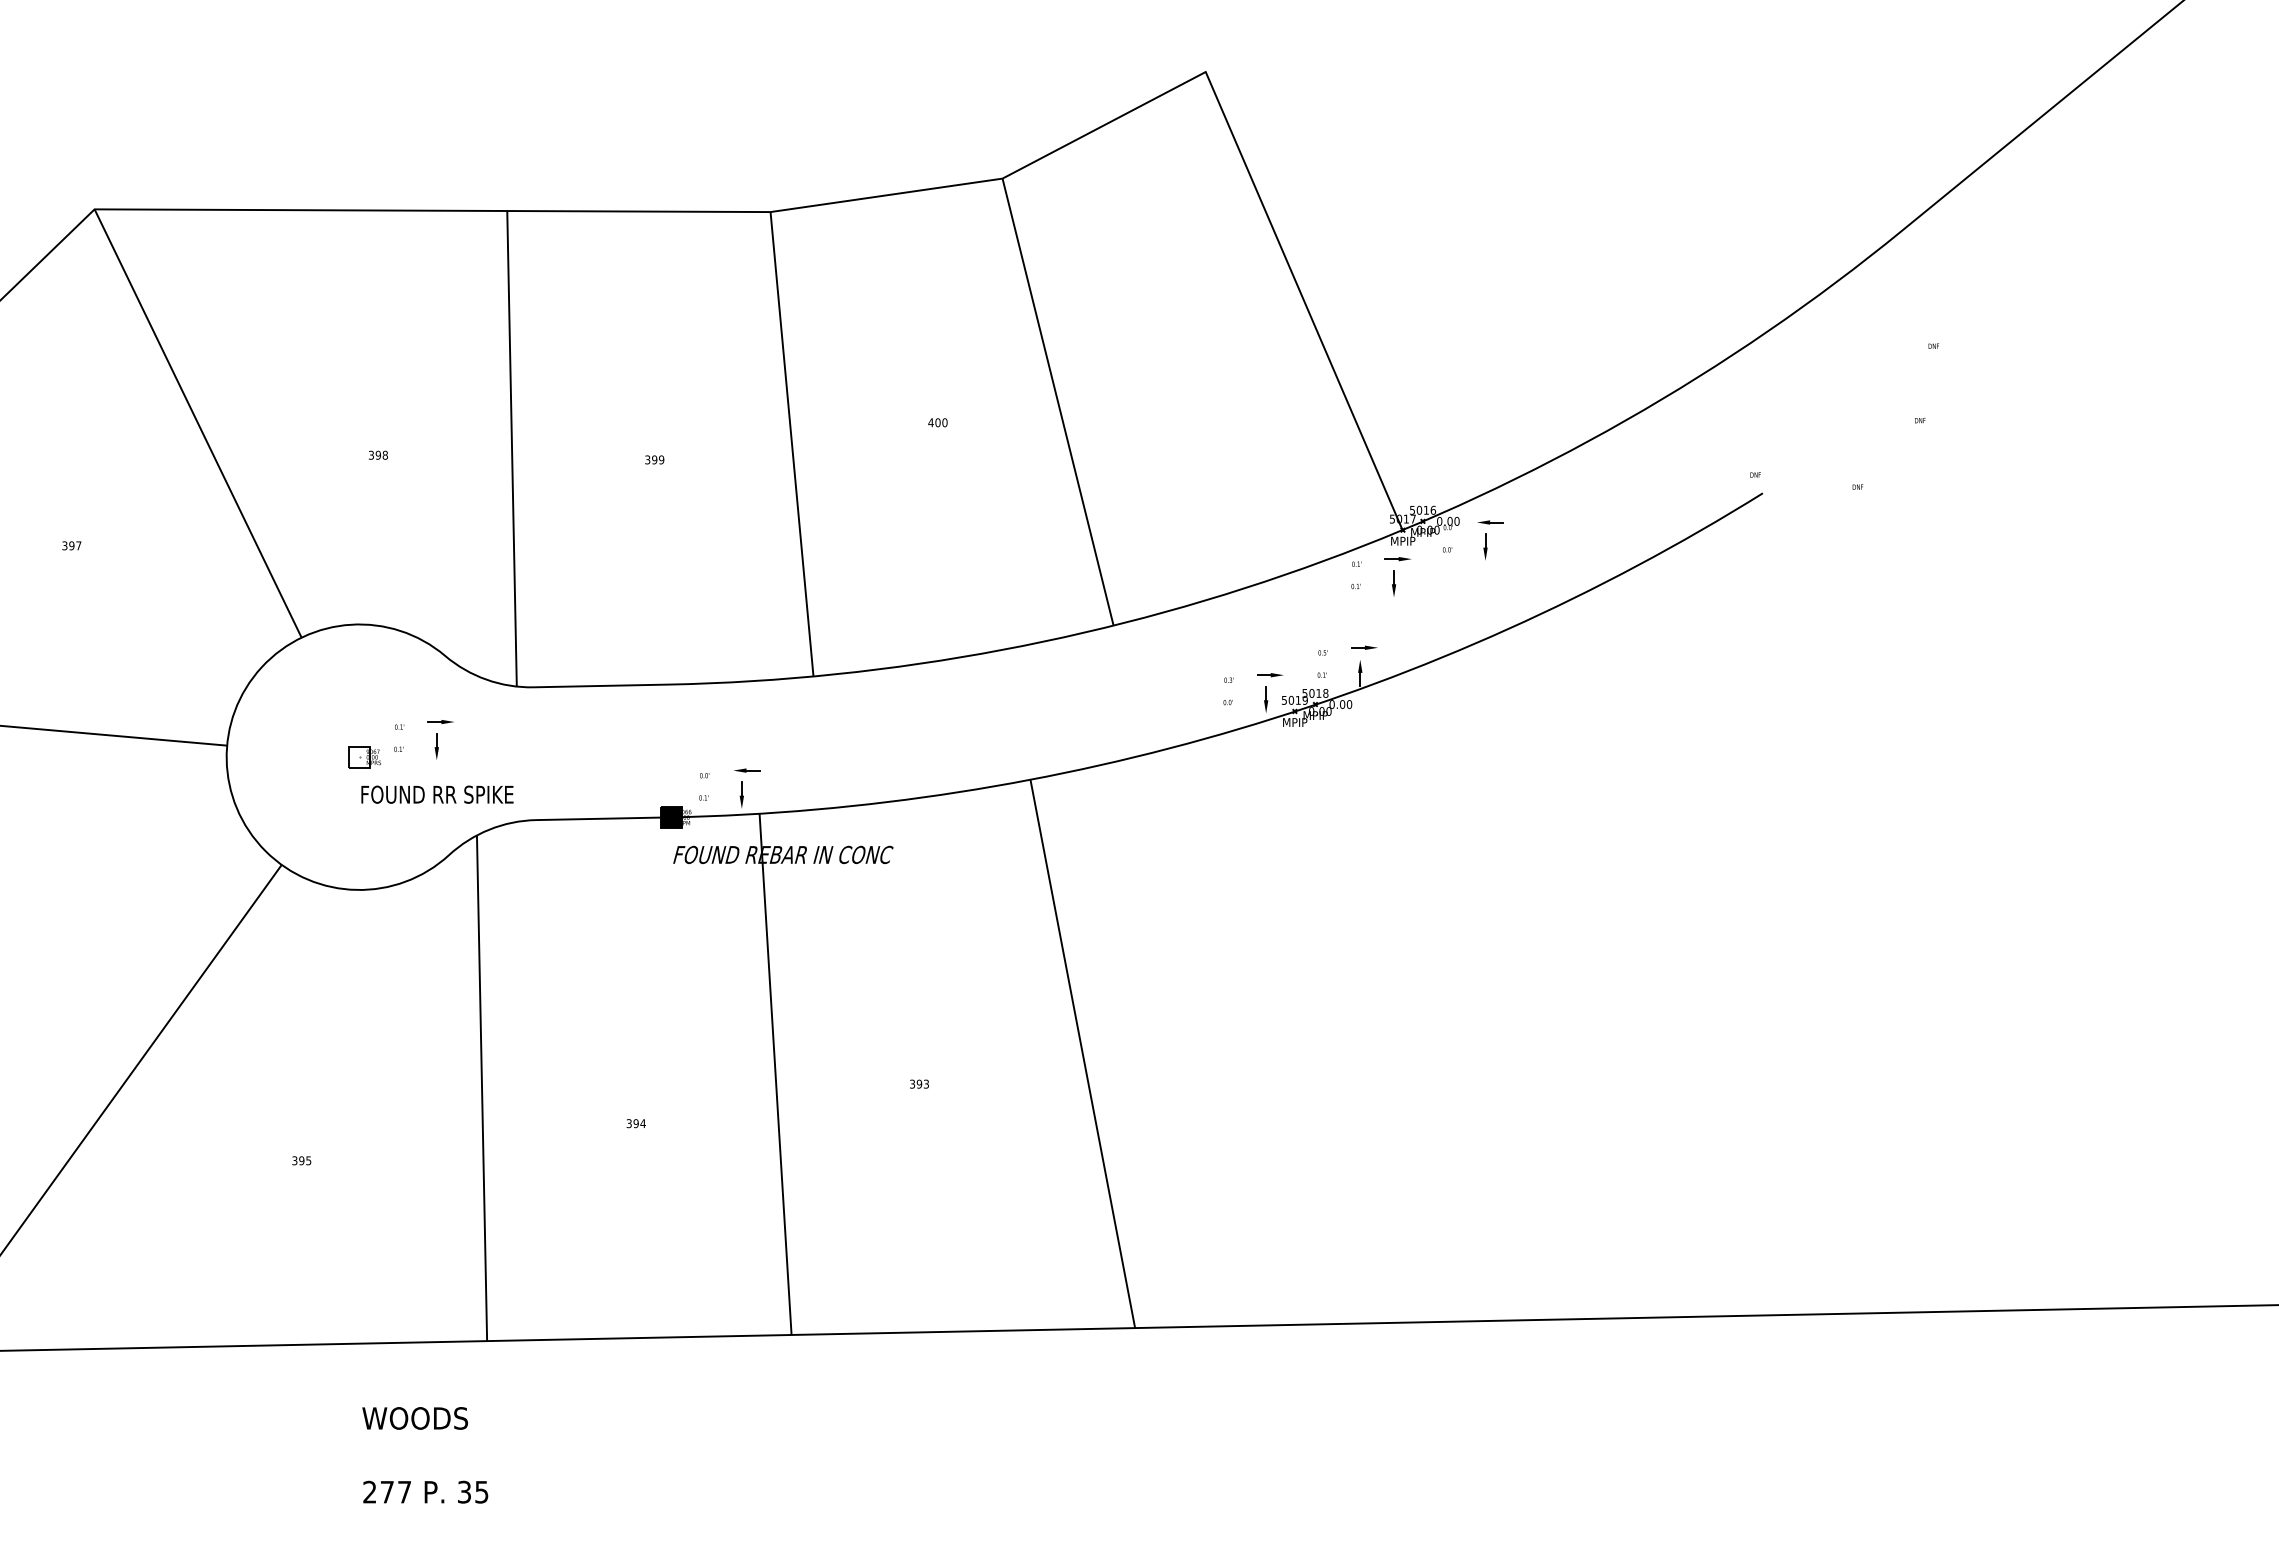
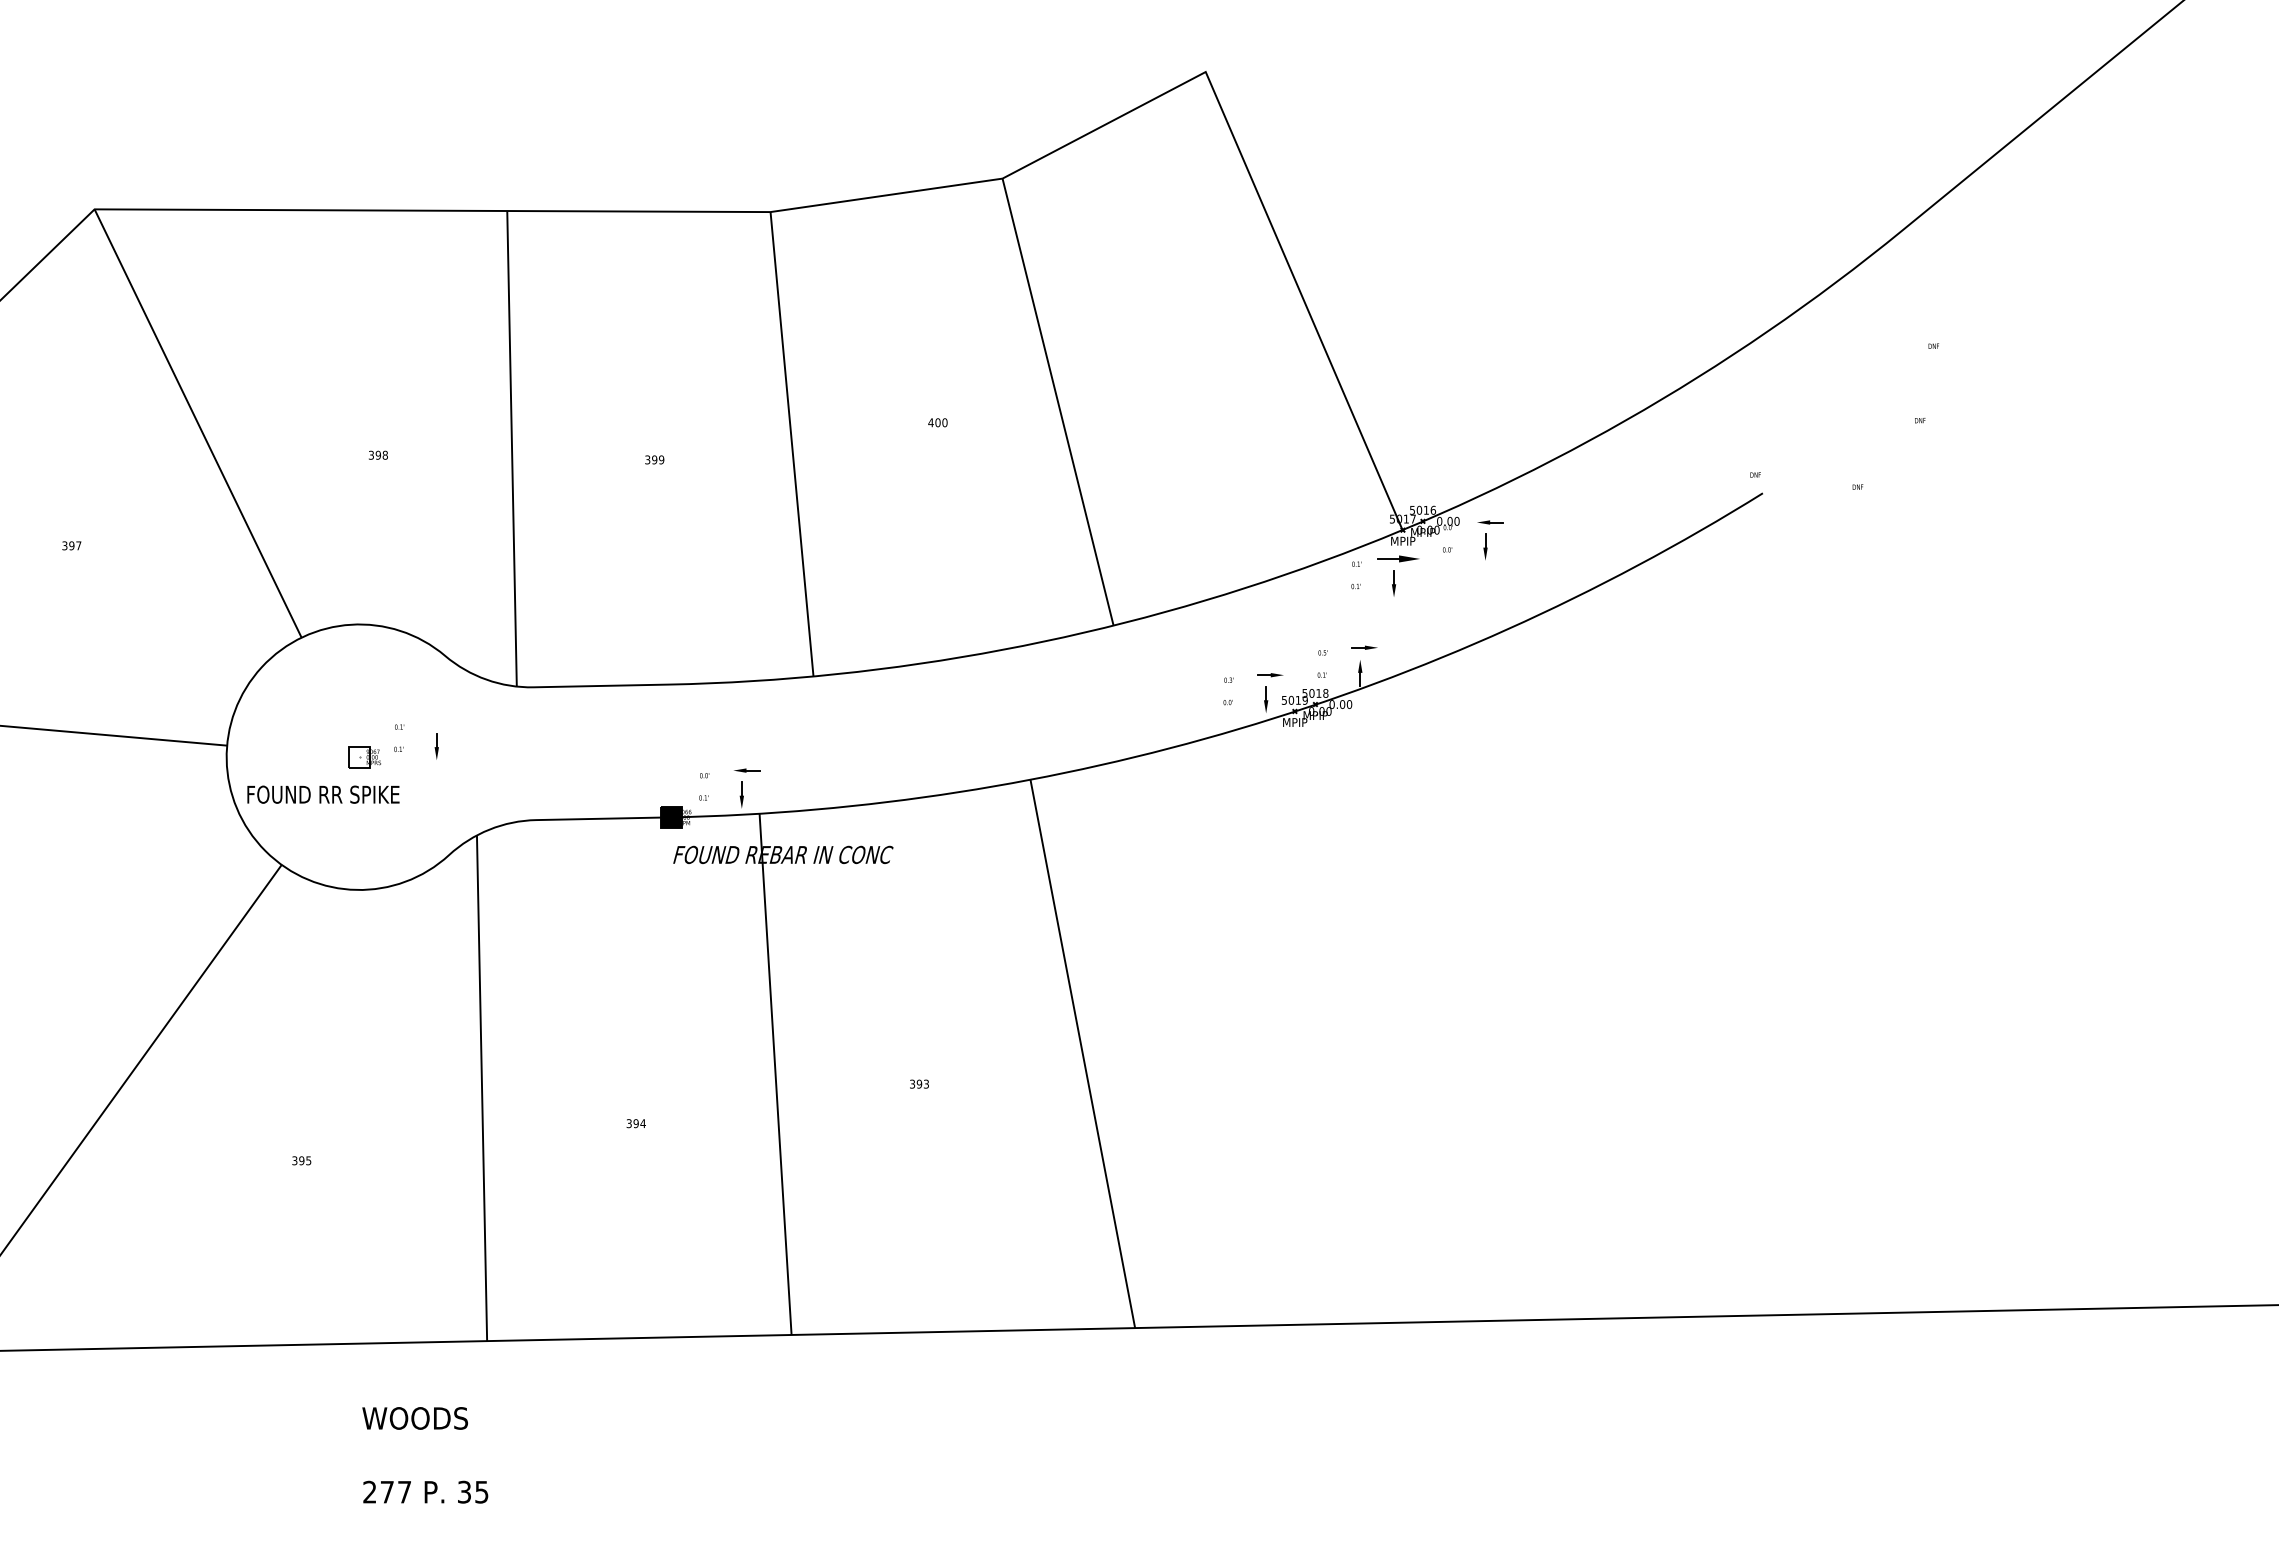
part size: 28x5 px -> 43x8 px (1398, 558)
line: present -> none (440, 721)
text position: (437, 794) -> (323, 794) (323, 794)
